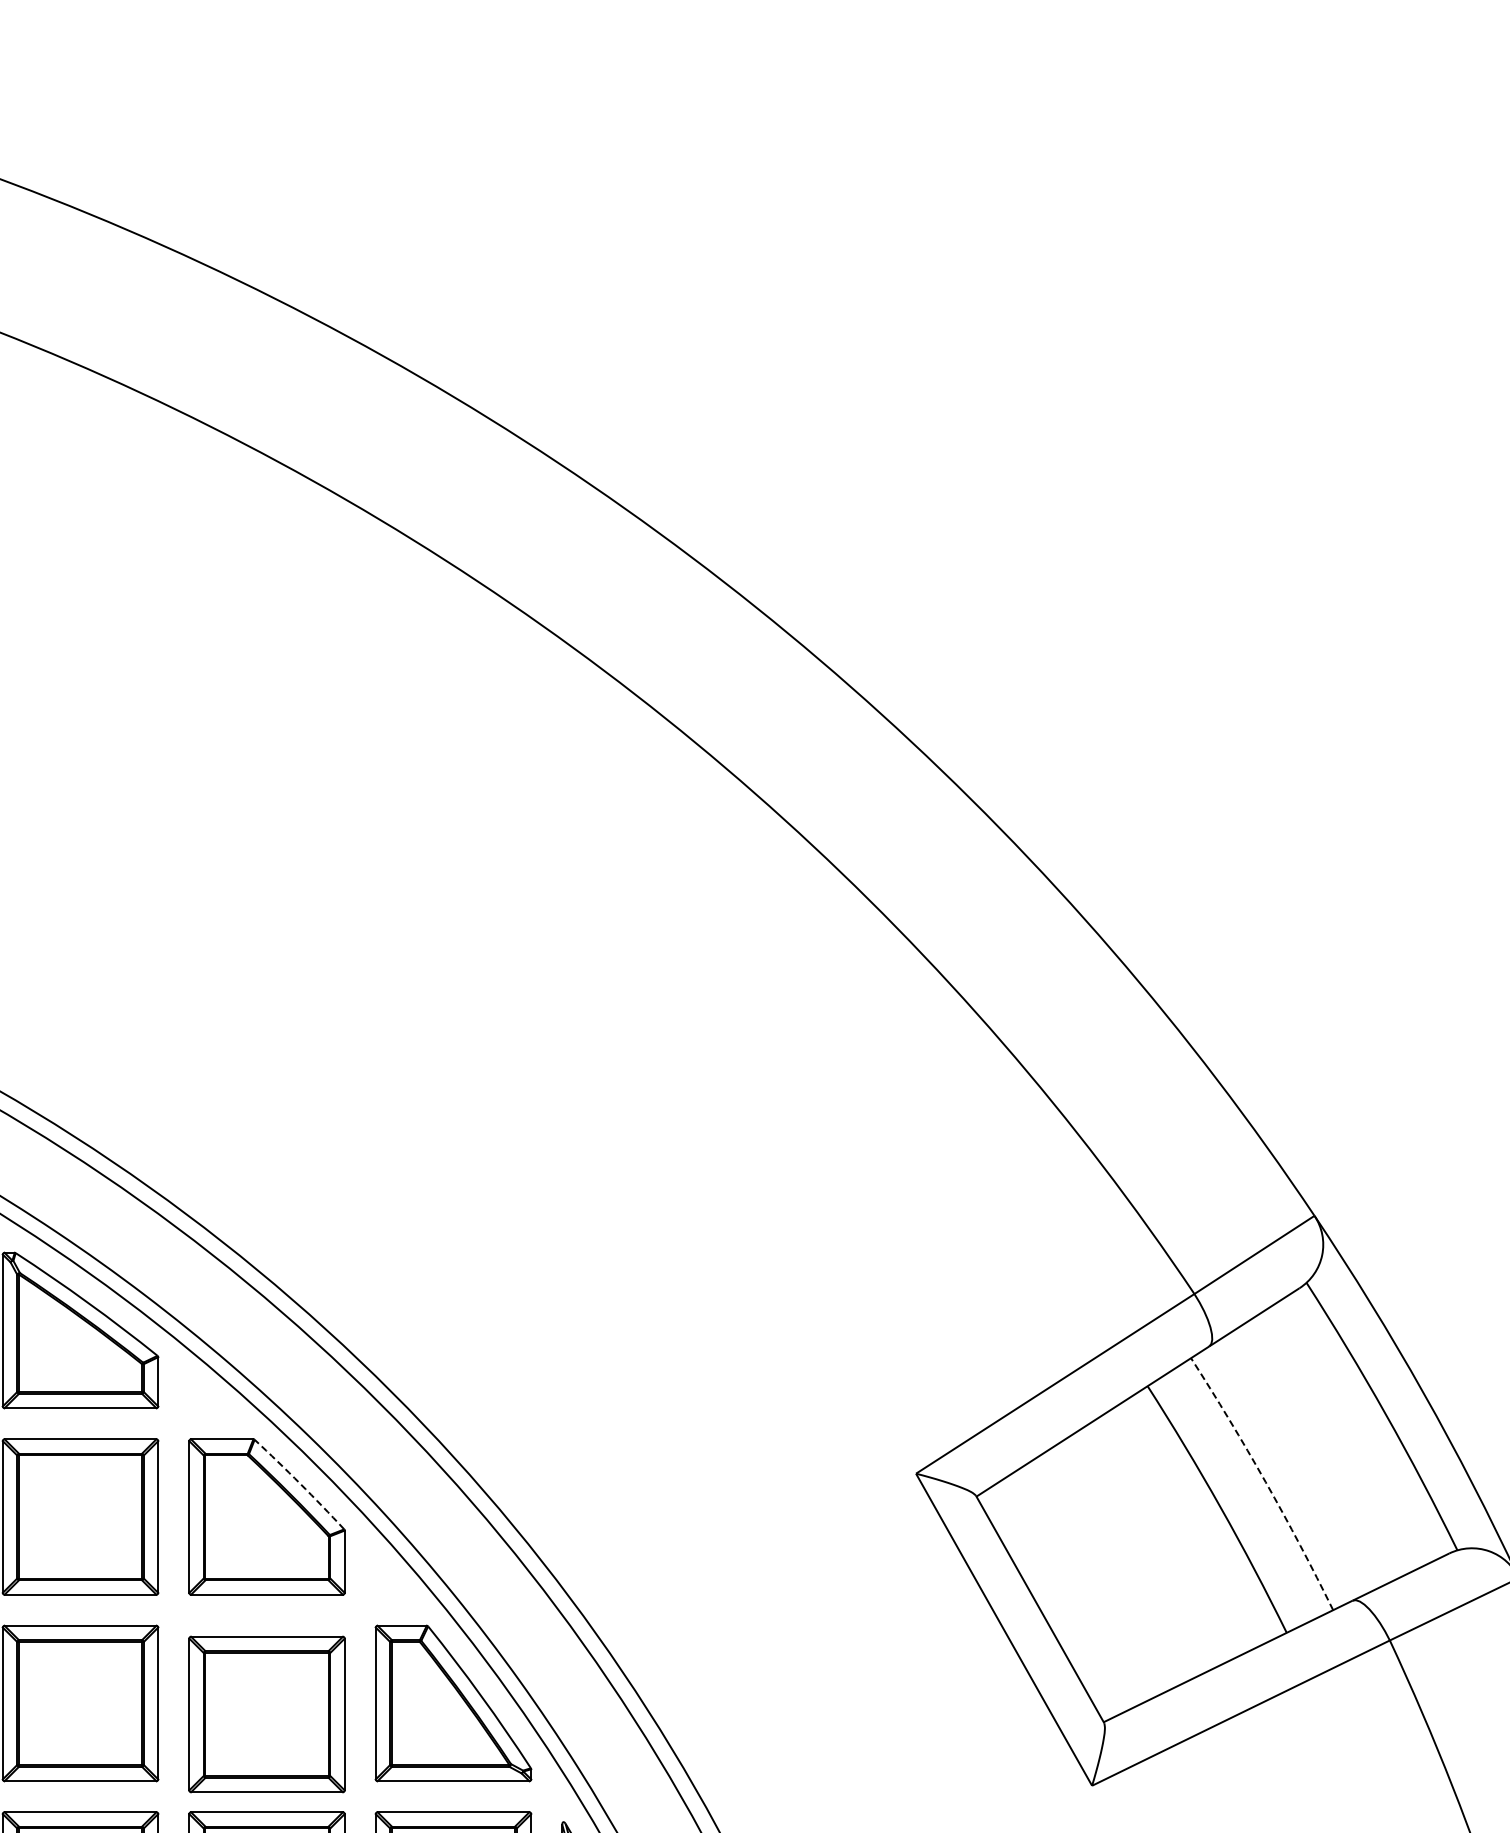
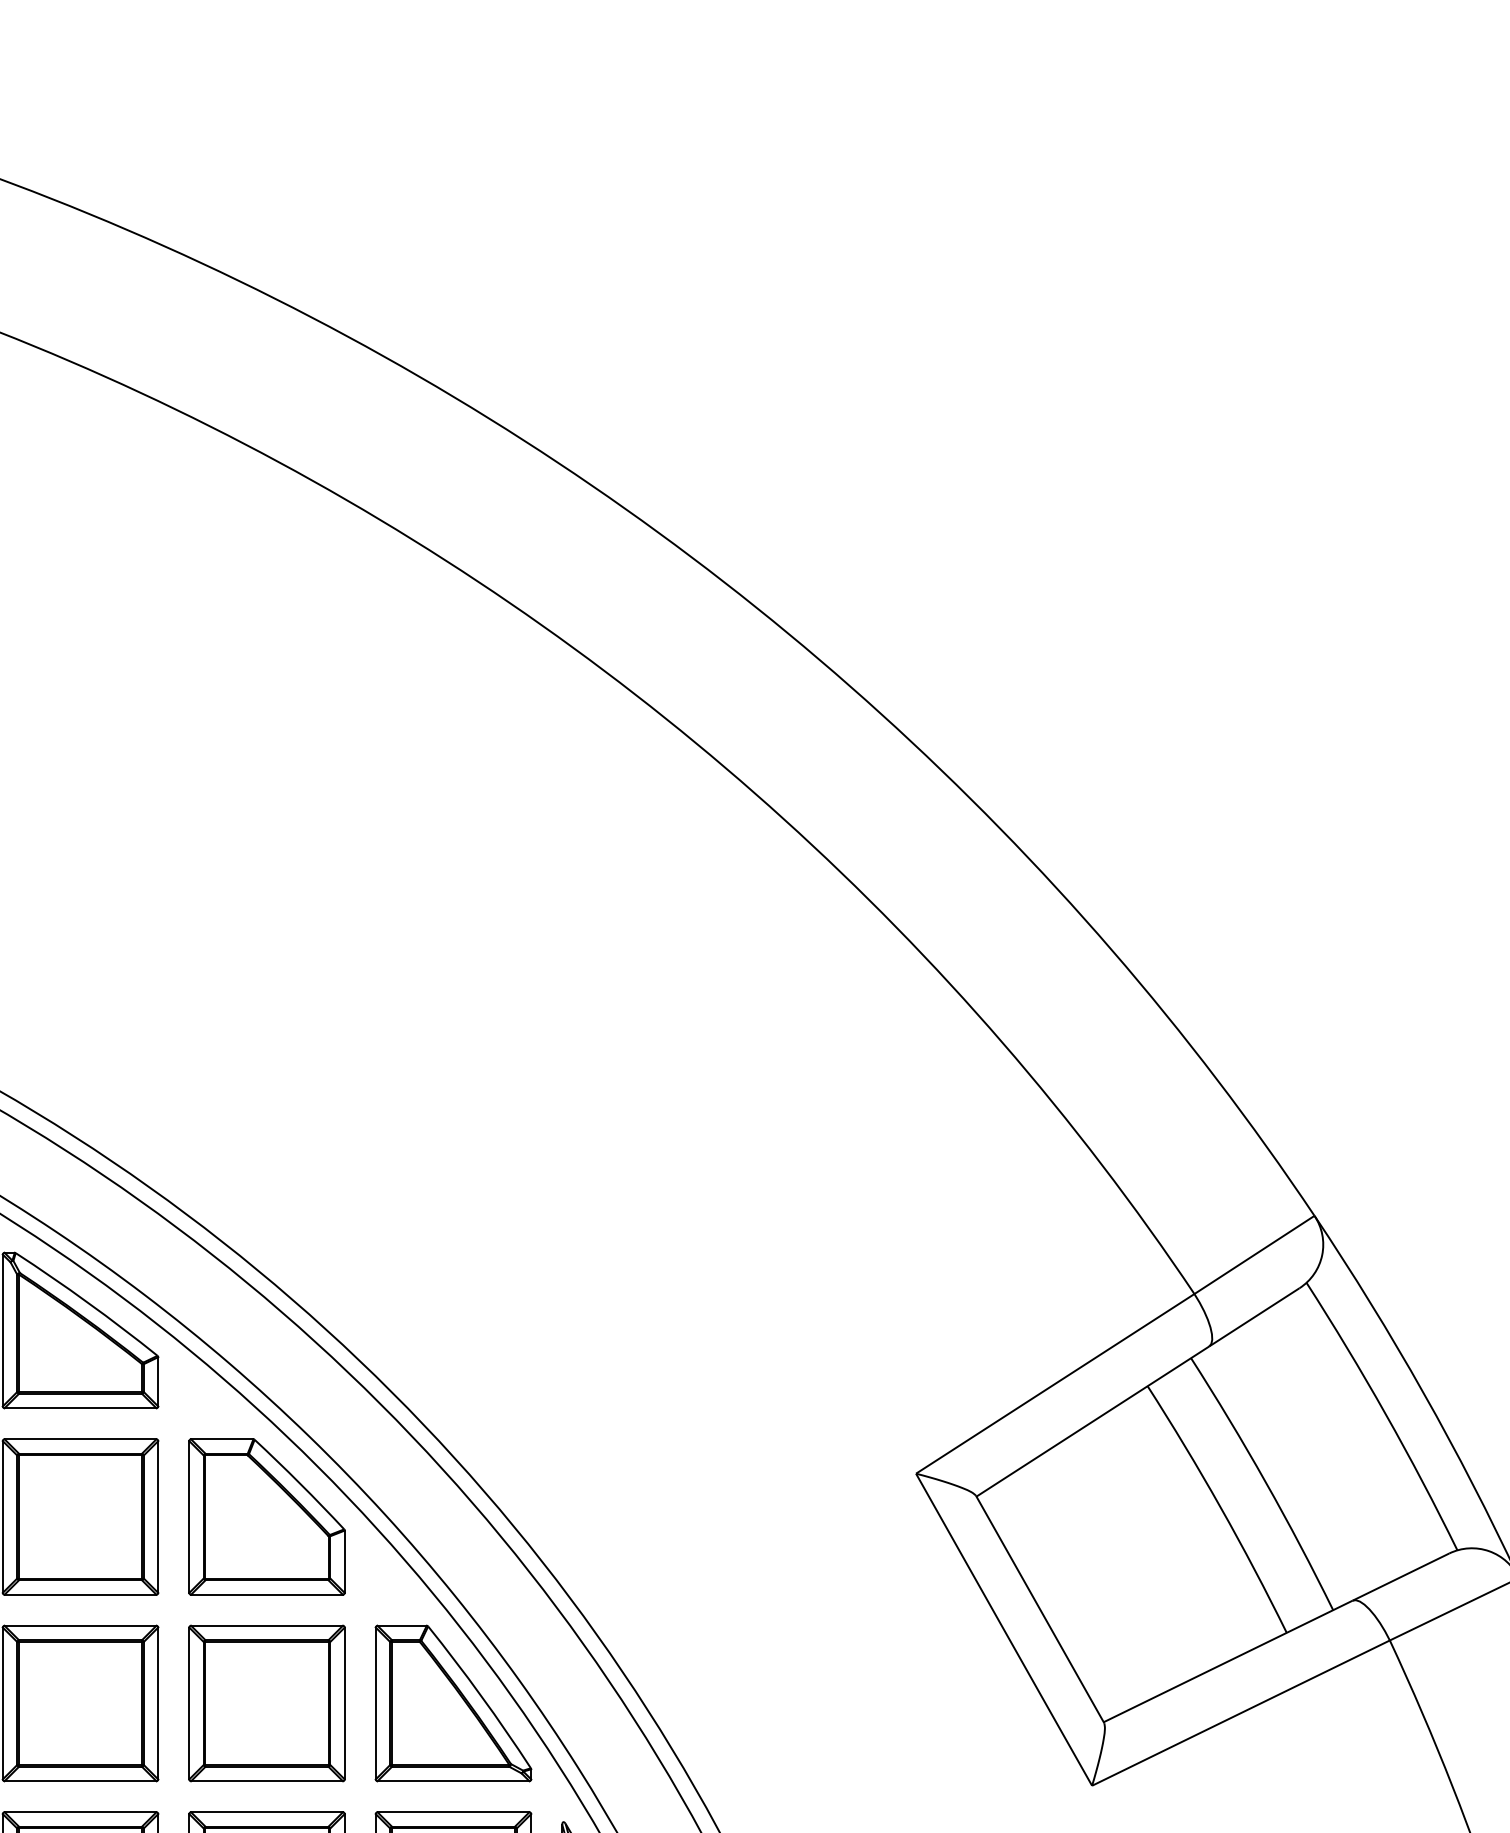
arc: dashed -> solid (1265, 1482)
arc: dashed -> solid (300, 1483)
part position: (266, 1714) -> (266, 1703) (266, 1703)
